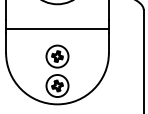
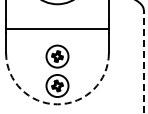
line: solid -> dashed (143, 61)
arc: solid -> dashed (57, 104)
